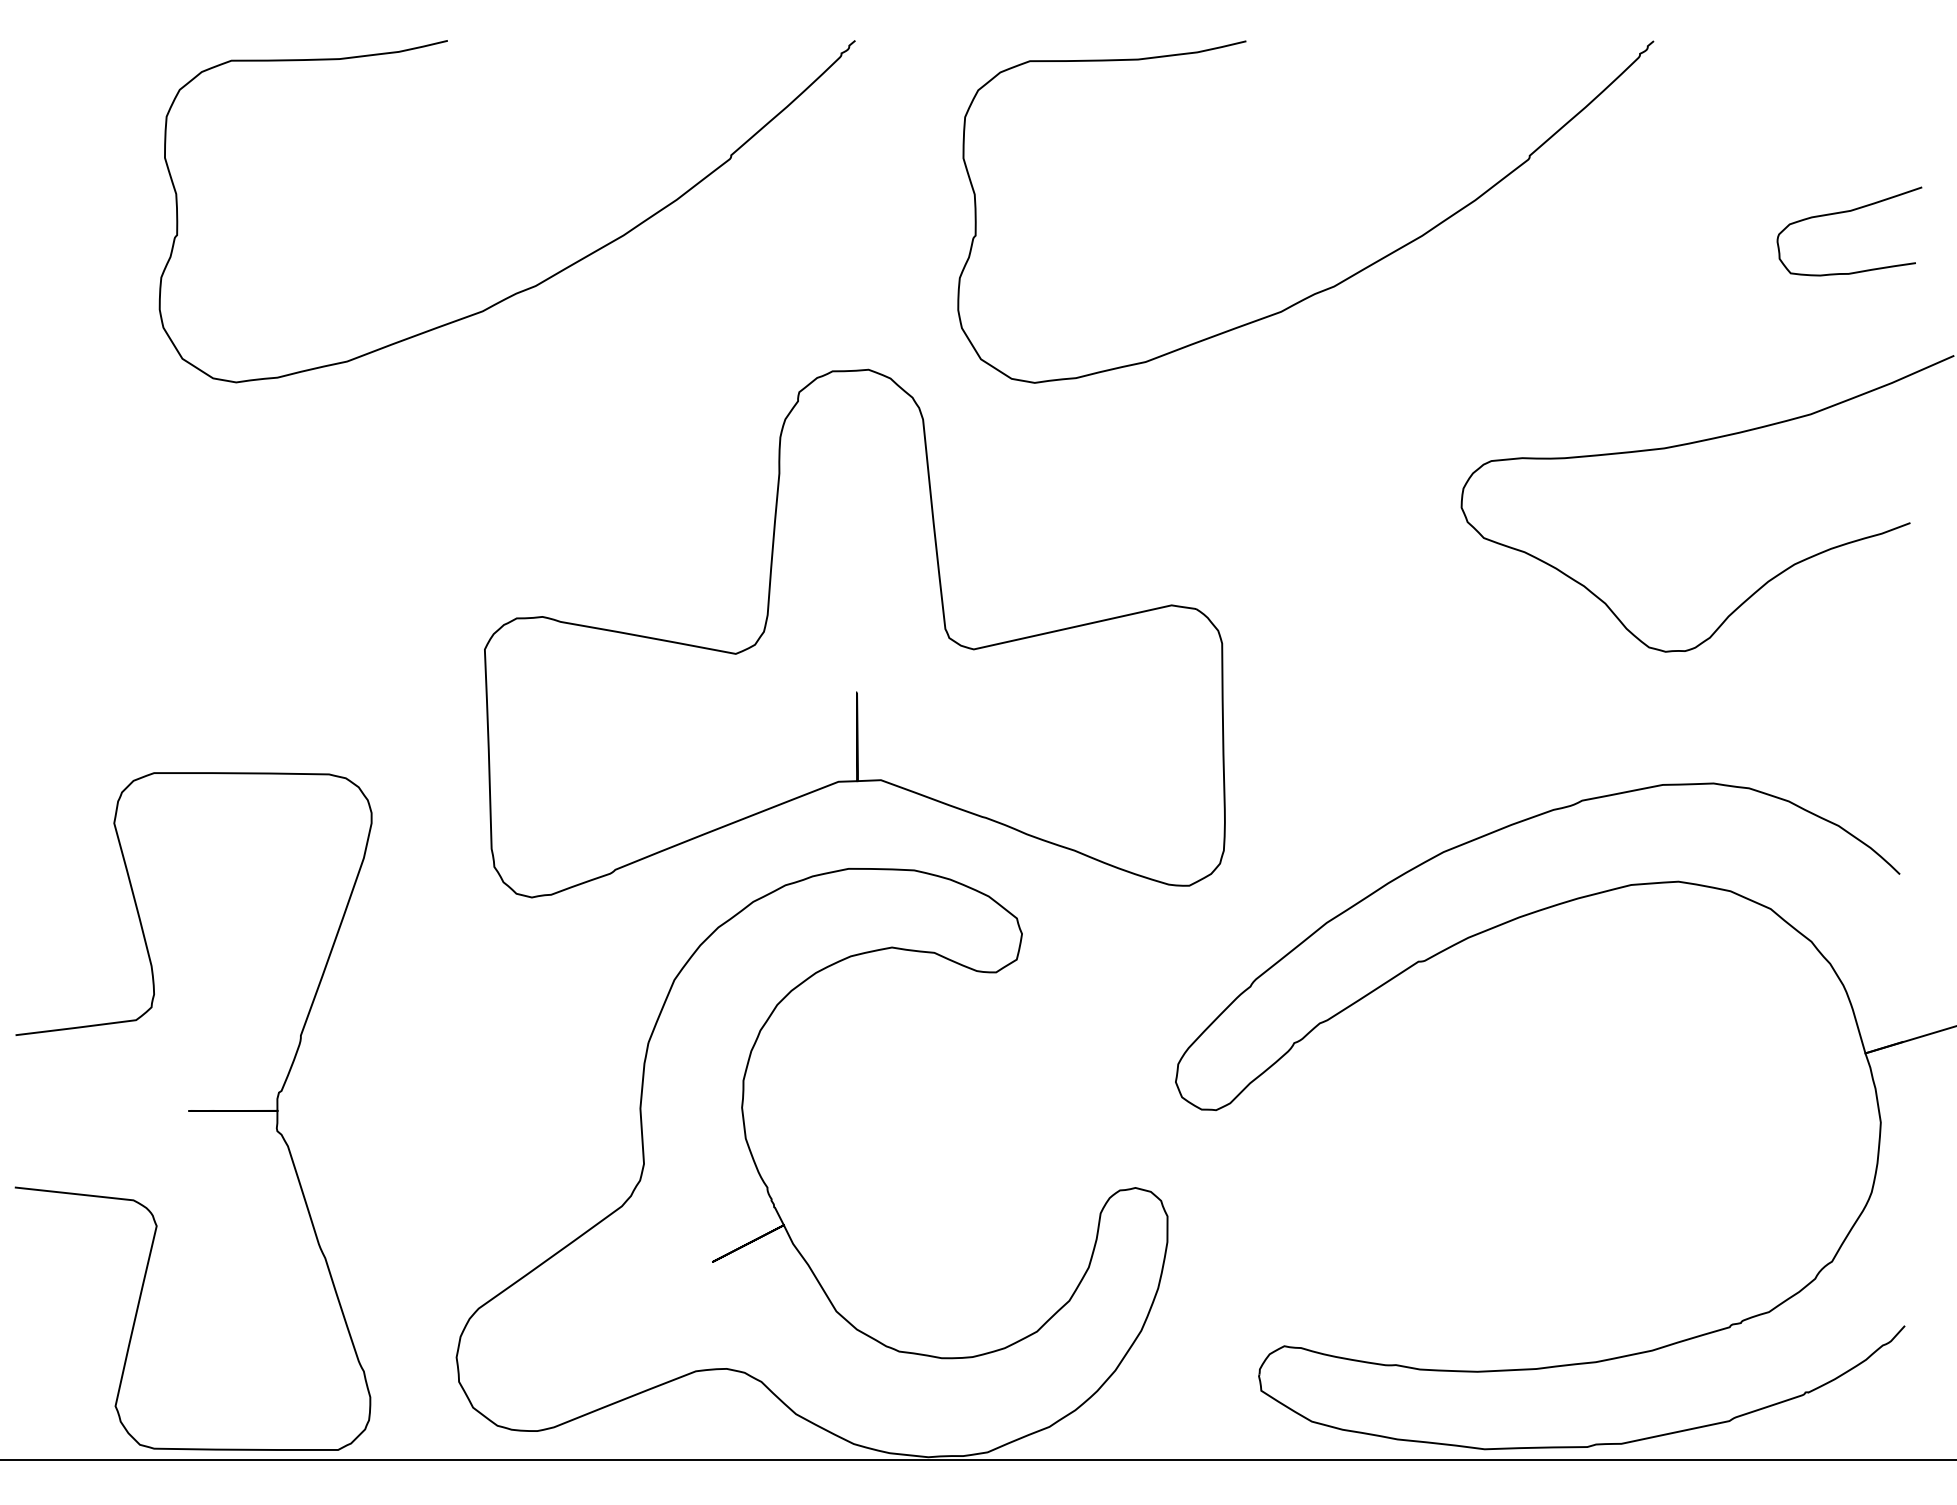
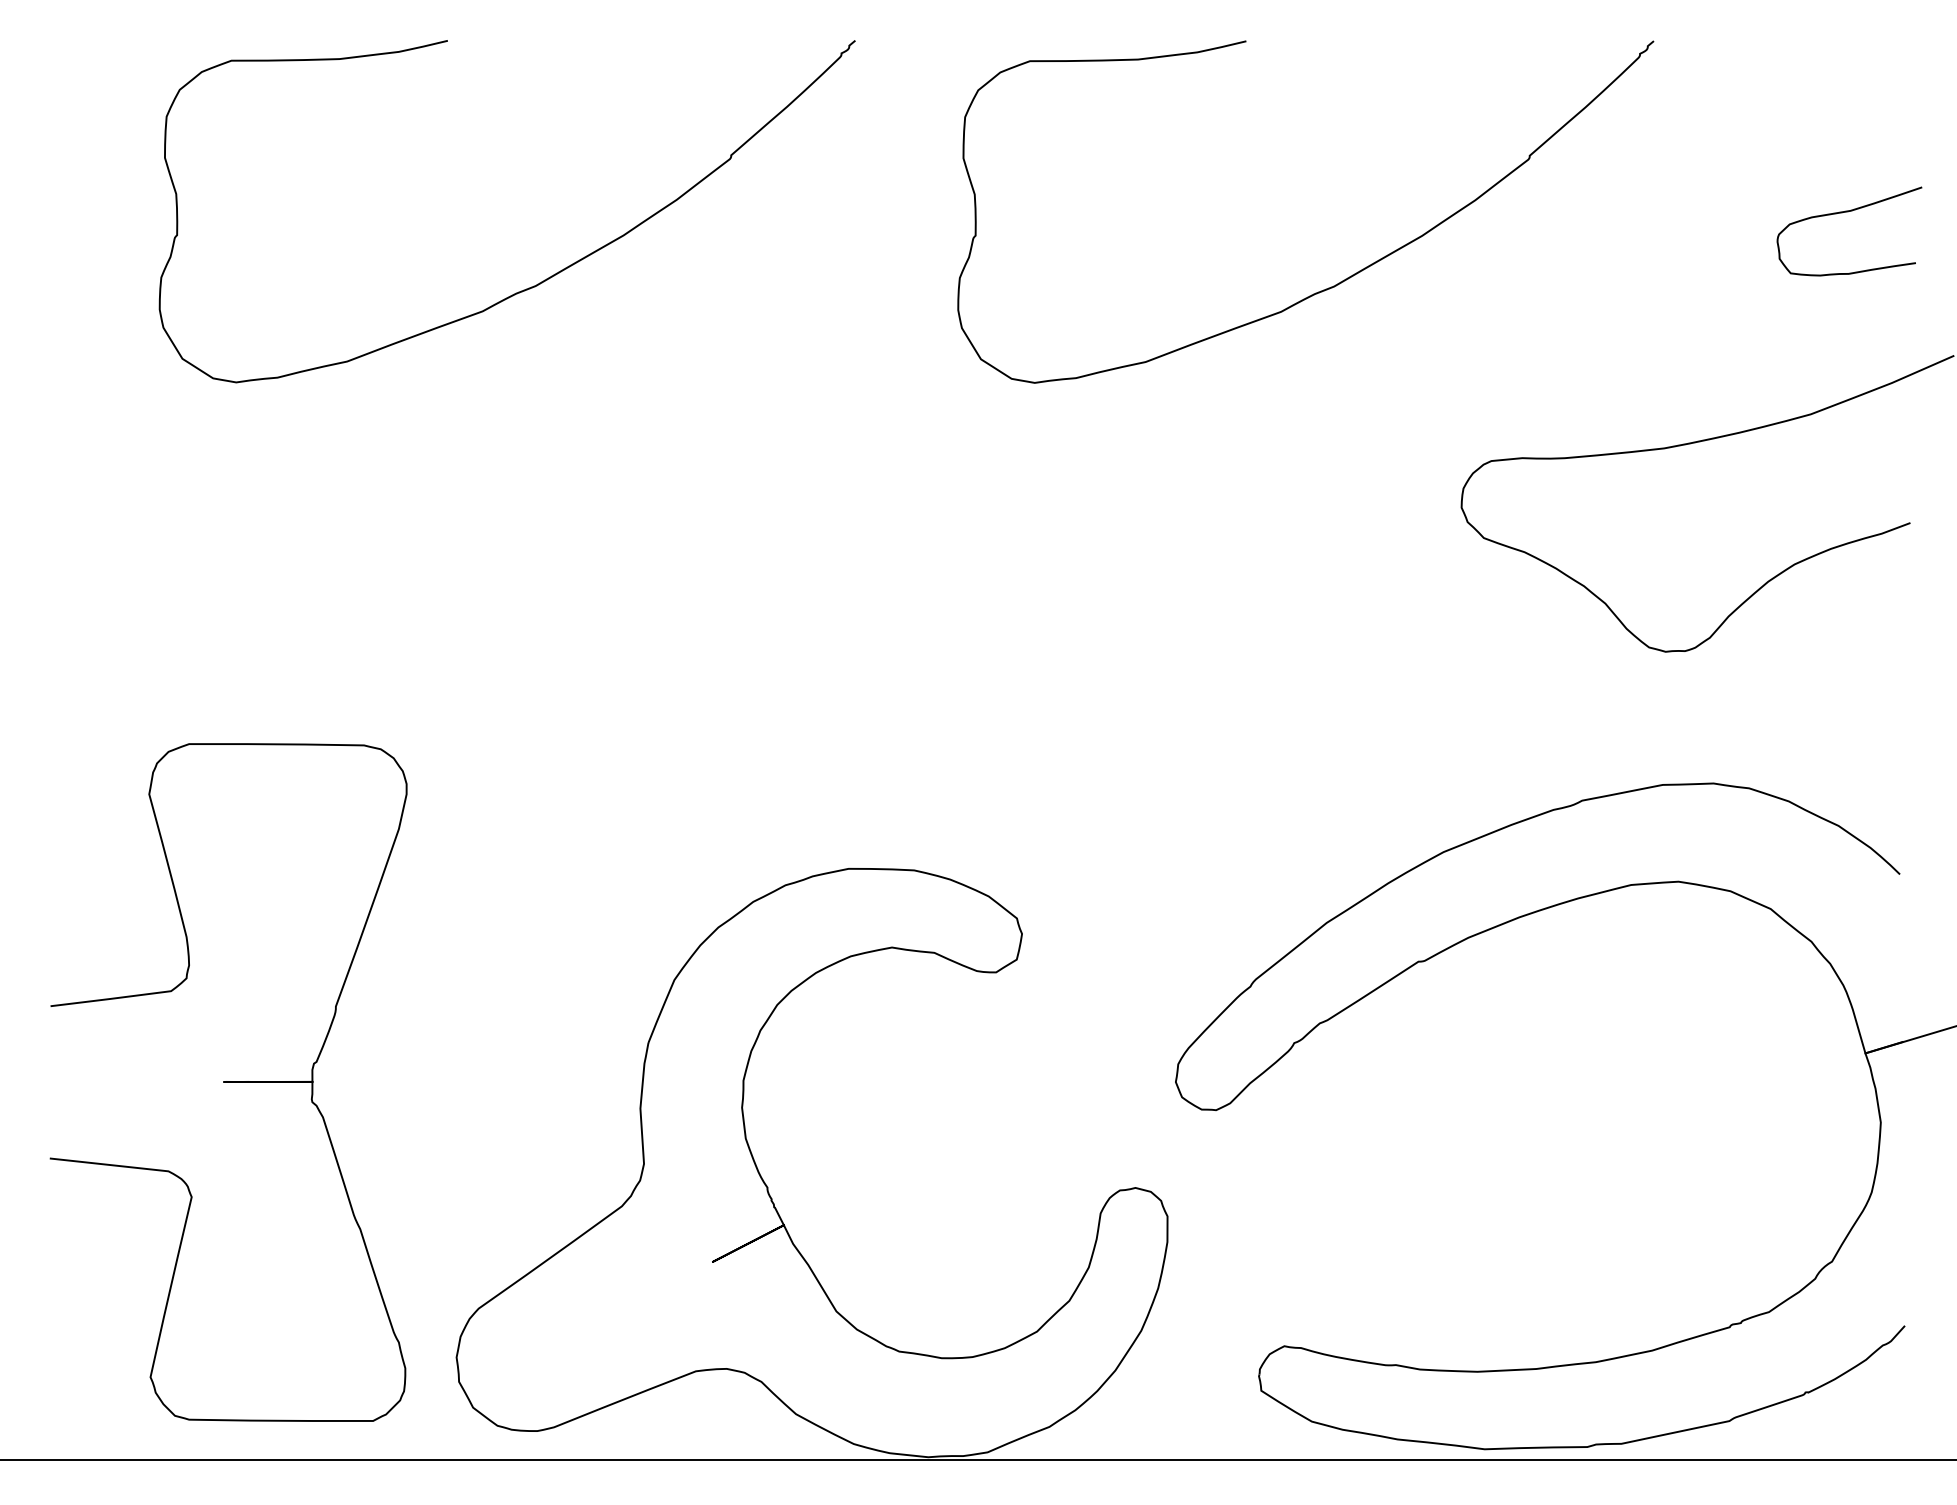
part: present -> none (854, 633)
curve position: (193, 1111) -> (228, 1082) (228, 1082)
